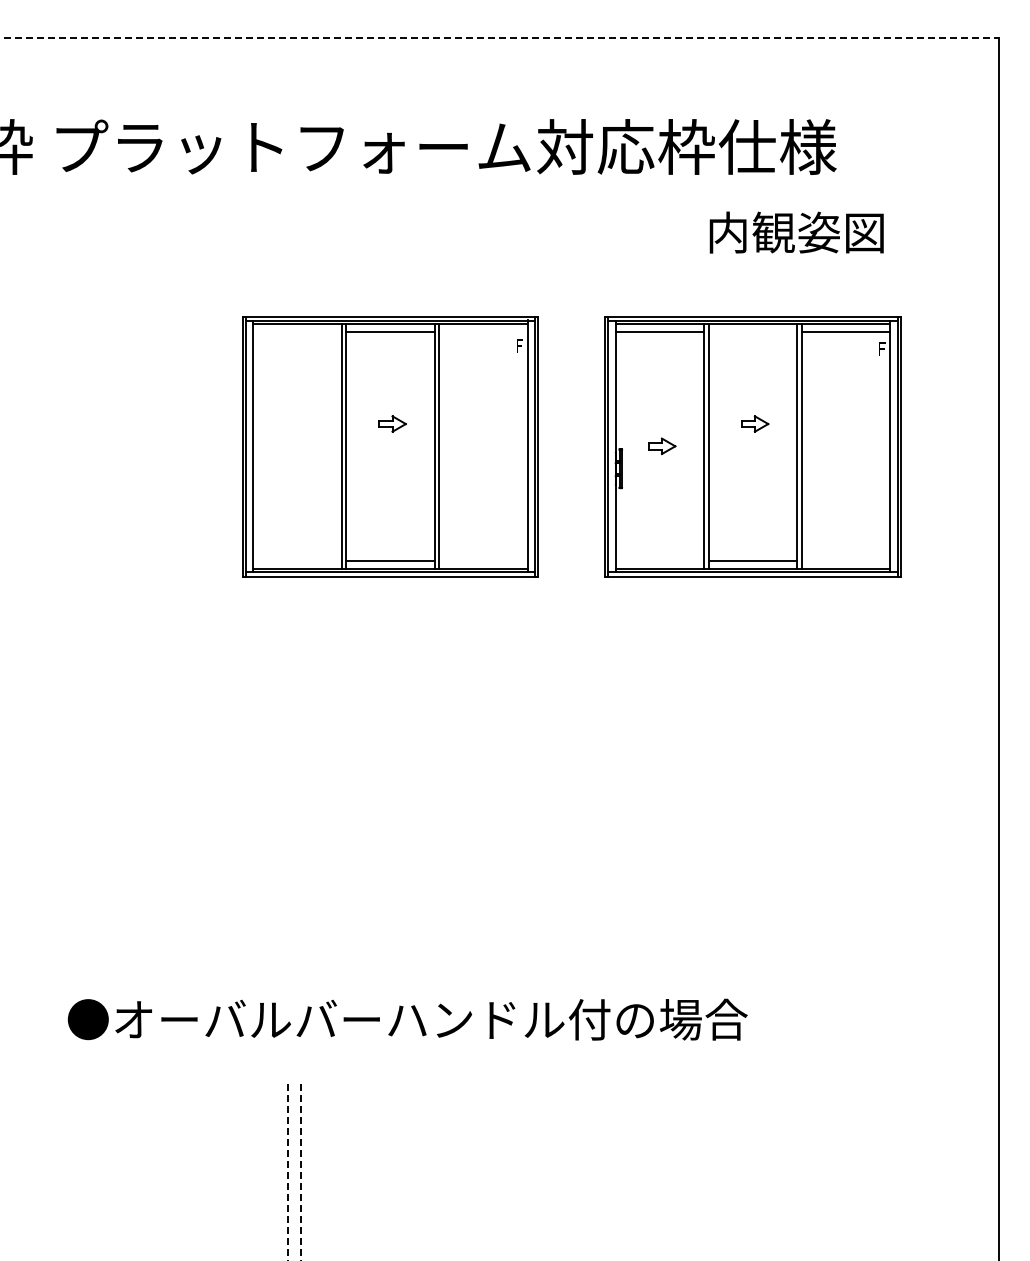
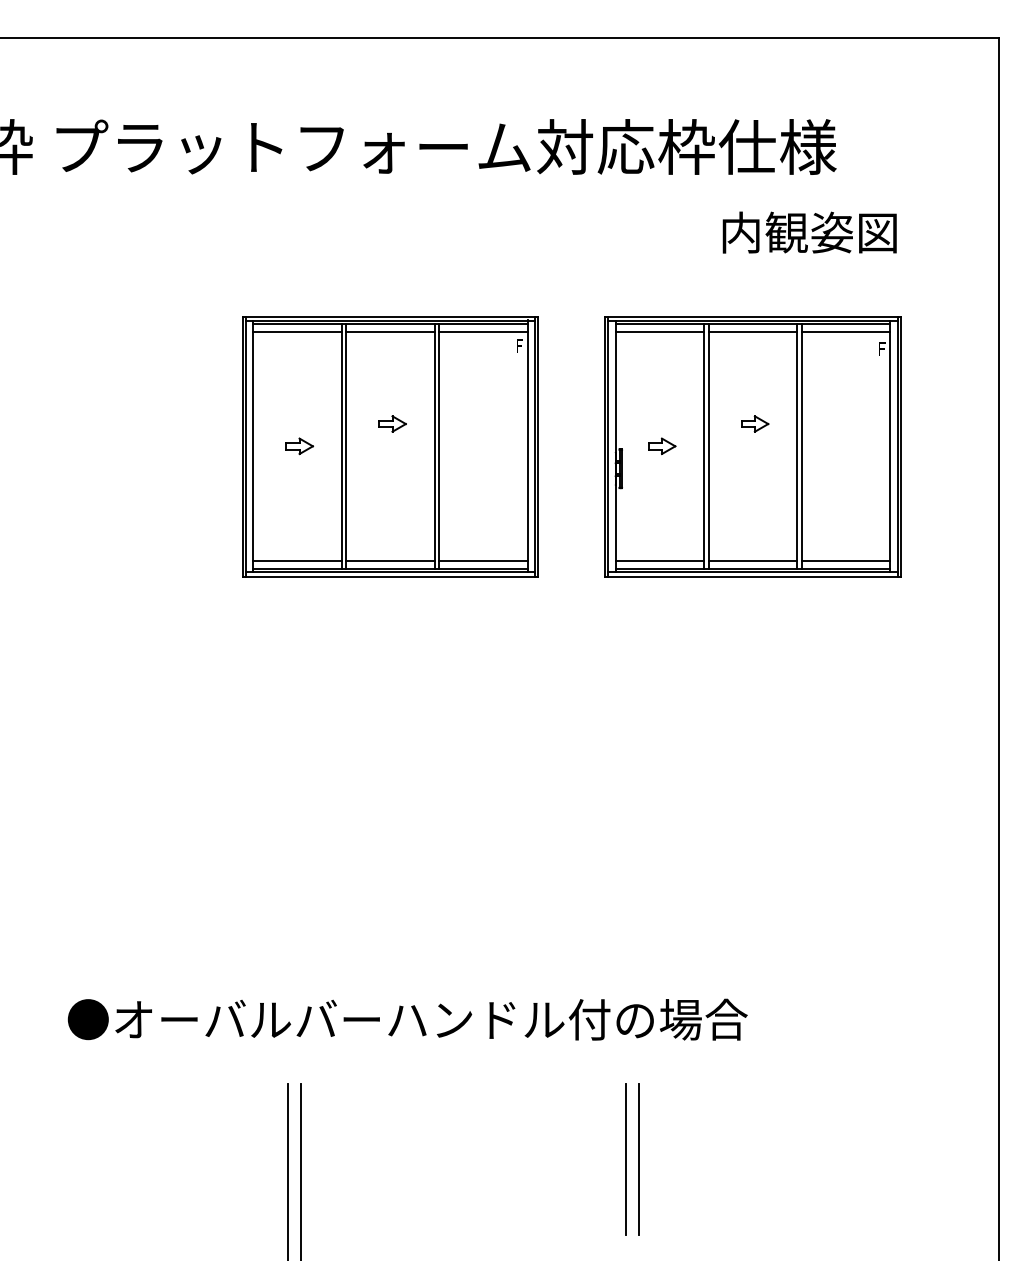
line: dashed -> solid (500, 37)
text position: (796, 232) -> (809, 232) (809, 232)
line: none -> present (297, 331)
line: none -> present (483, 331)
line: none -> present (752, 331)
part: none -> present (299, 446)
line: none -> present (297, 561)
line: none -> present (483, 561)
line: none -> present (659, 561)
line: none -> present (845, 561)
line: none -> present (626, 1159)
line: none -> present (638, 1159)
line: dashed -> solid (300, 1172)
line: dashed -> solid (288, 1173)
